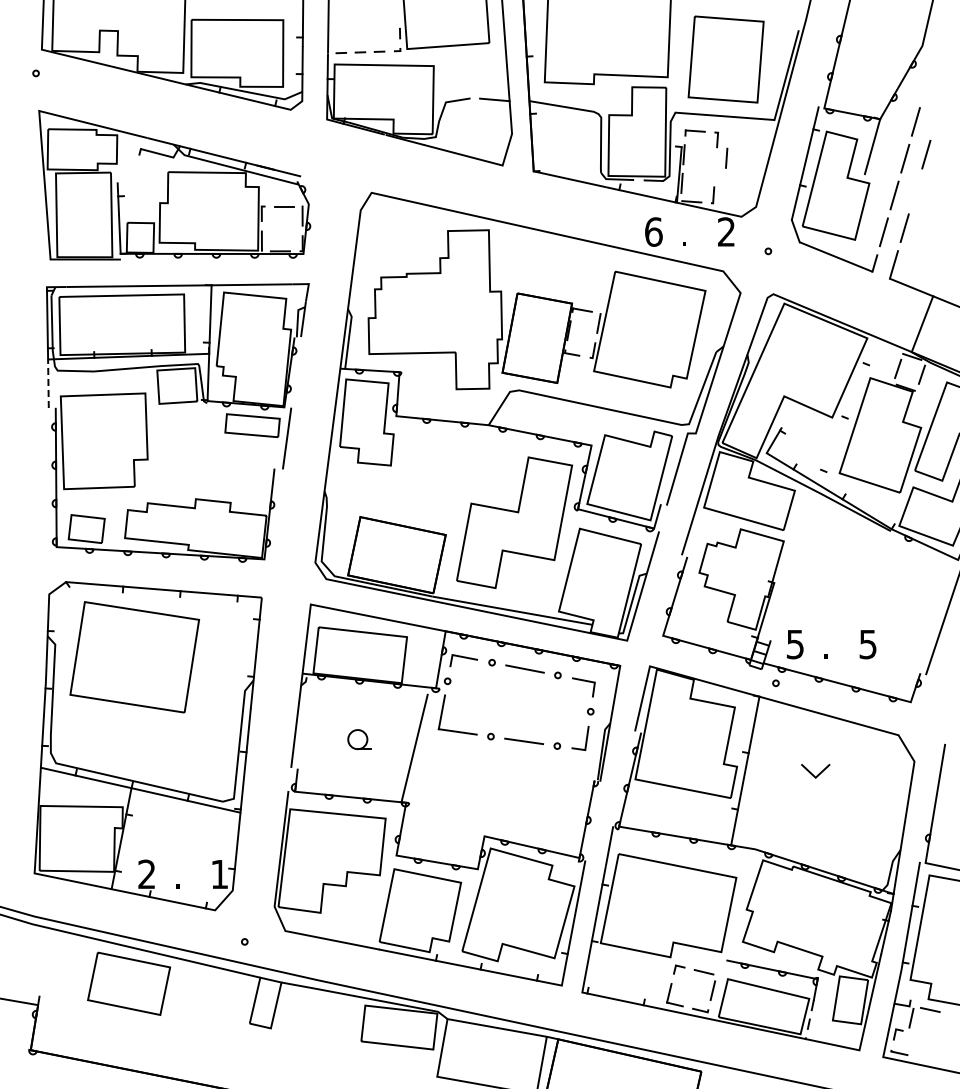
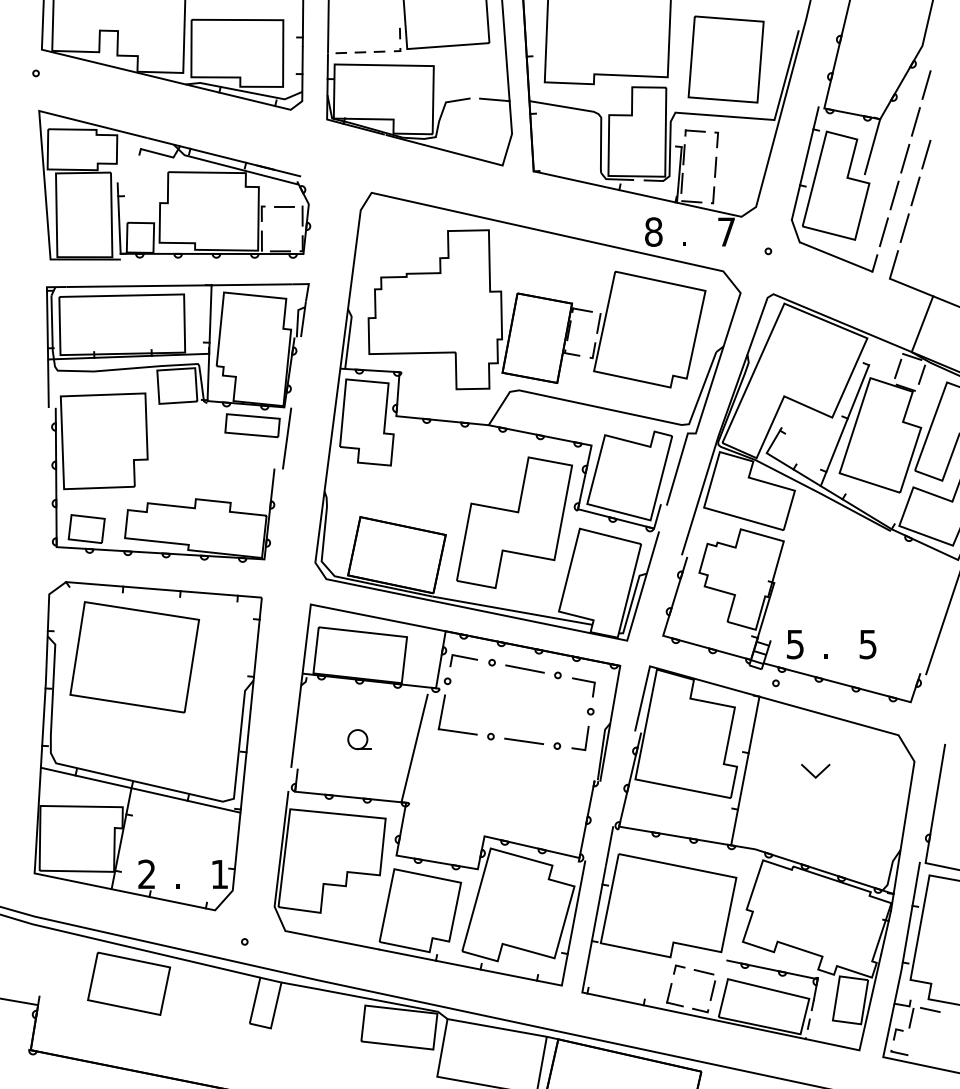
line: none -> present (926, 84)
line position: (726, 157) -> (715, 166) (715, 166)
line: none -> present (915, 191)
text: 6 -> 8 (653, 231)
text: 2 -> 7 (726, 231)
line: dashed -> solid (48, 383)
line: none -> present (844, 425)
